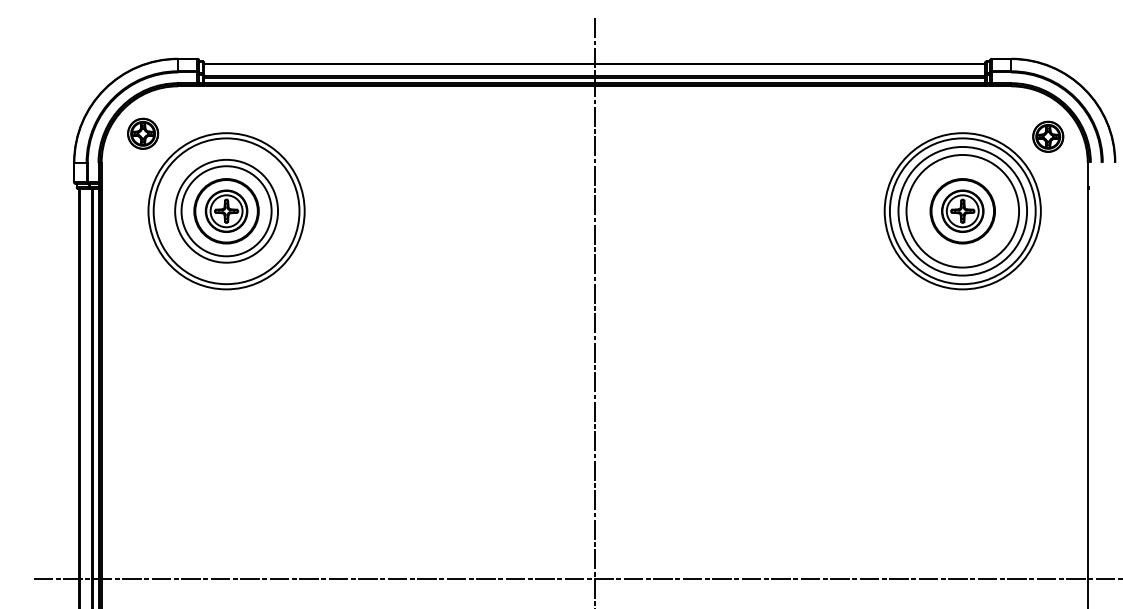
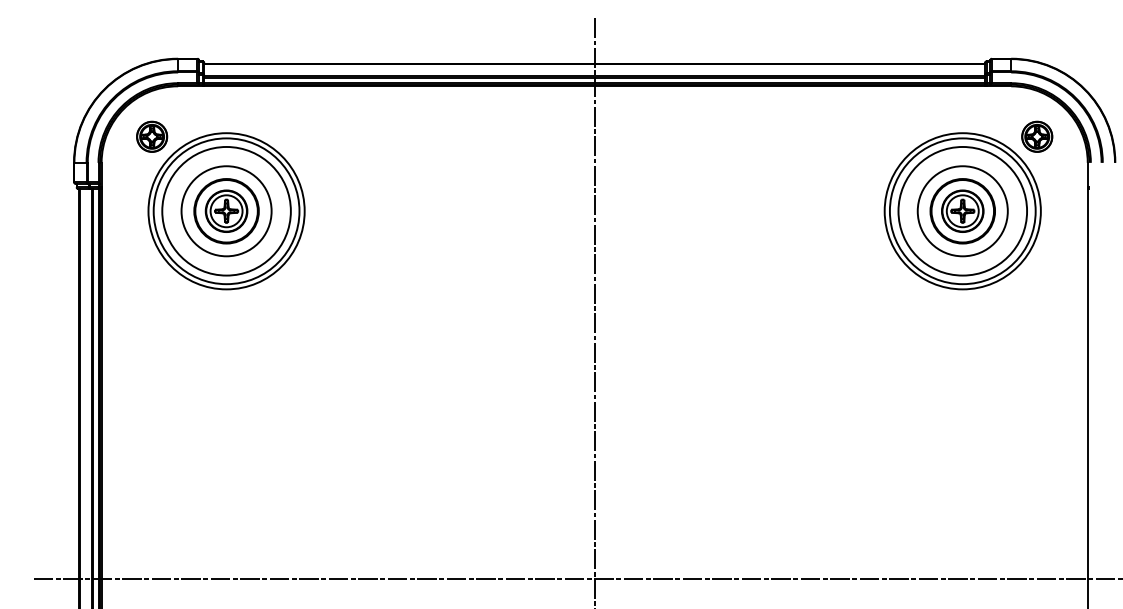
part position: (143, 133) -> (152, 136) (152, 136)
part position: (1048, 136) -> (1037, 136) (1037, 136)
circle diameter: 103 px -> 129 px (226, 210)
circle diameter: 113 px -> 90 px (962, 211)
